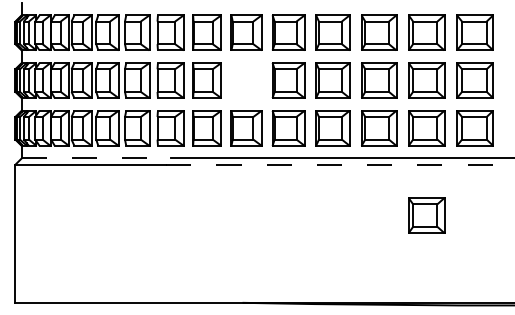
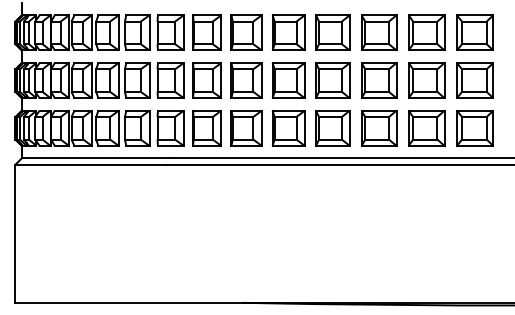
part: none -> present (246, 80)
line: dashed -> solid (96, 158)
line: dashed -> solid (340, 164)
part: present -> none (426, 215)
